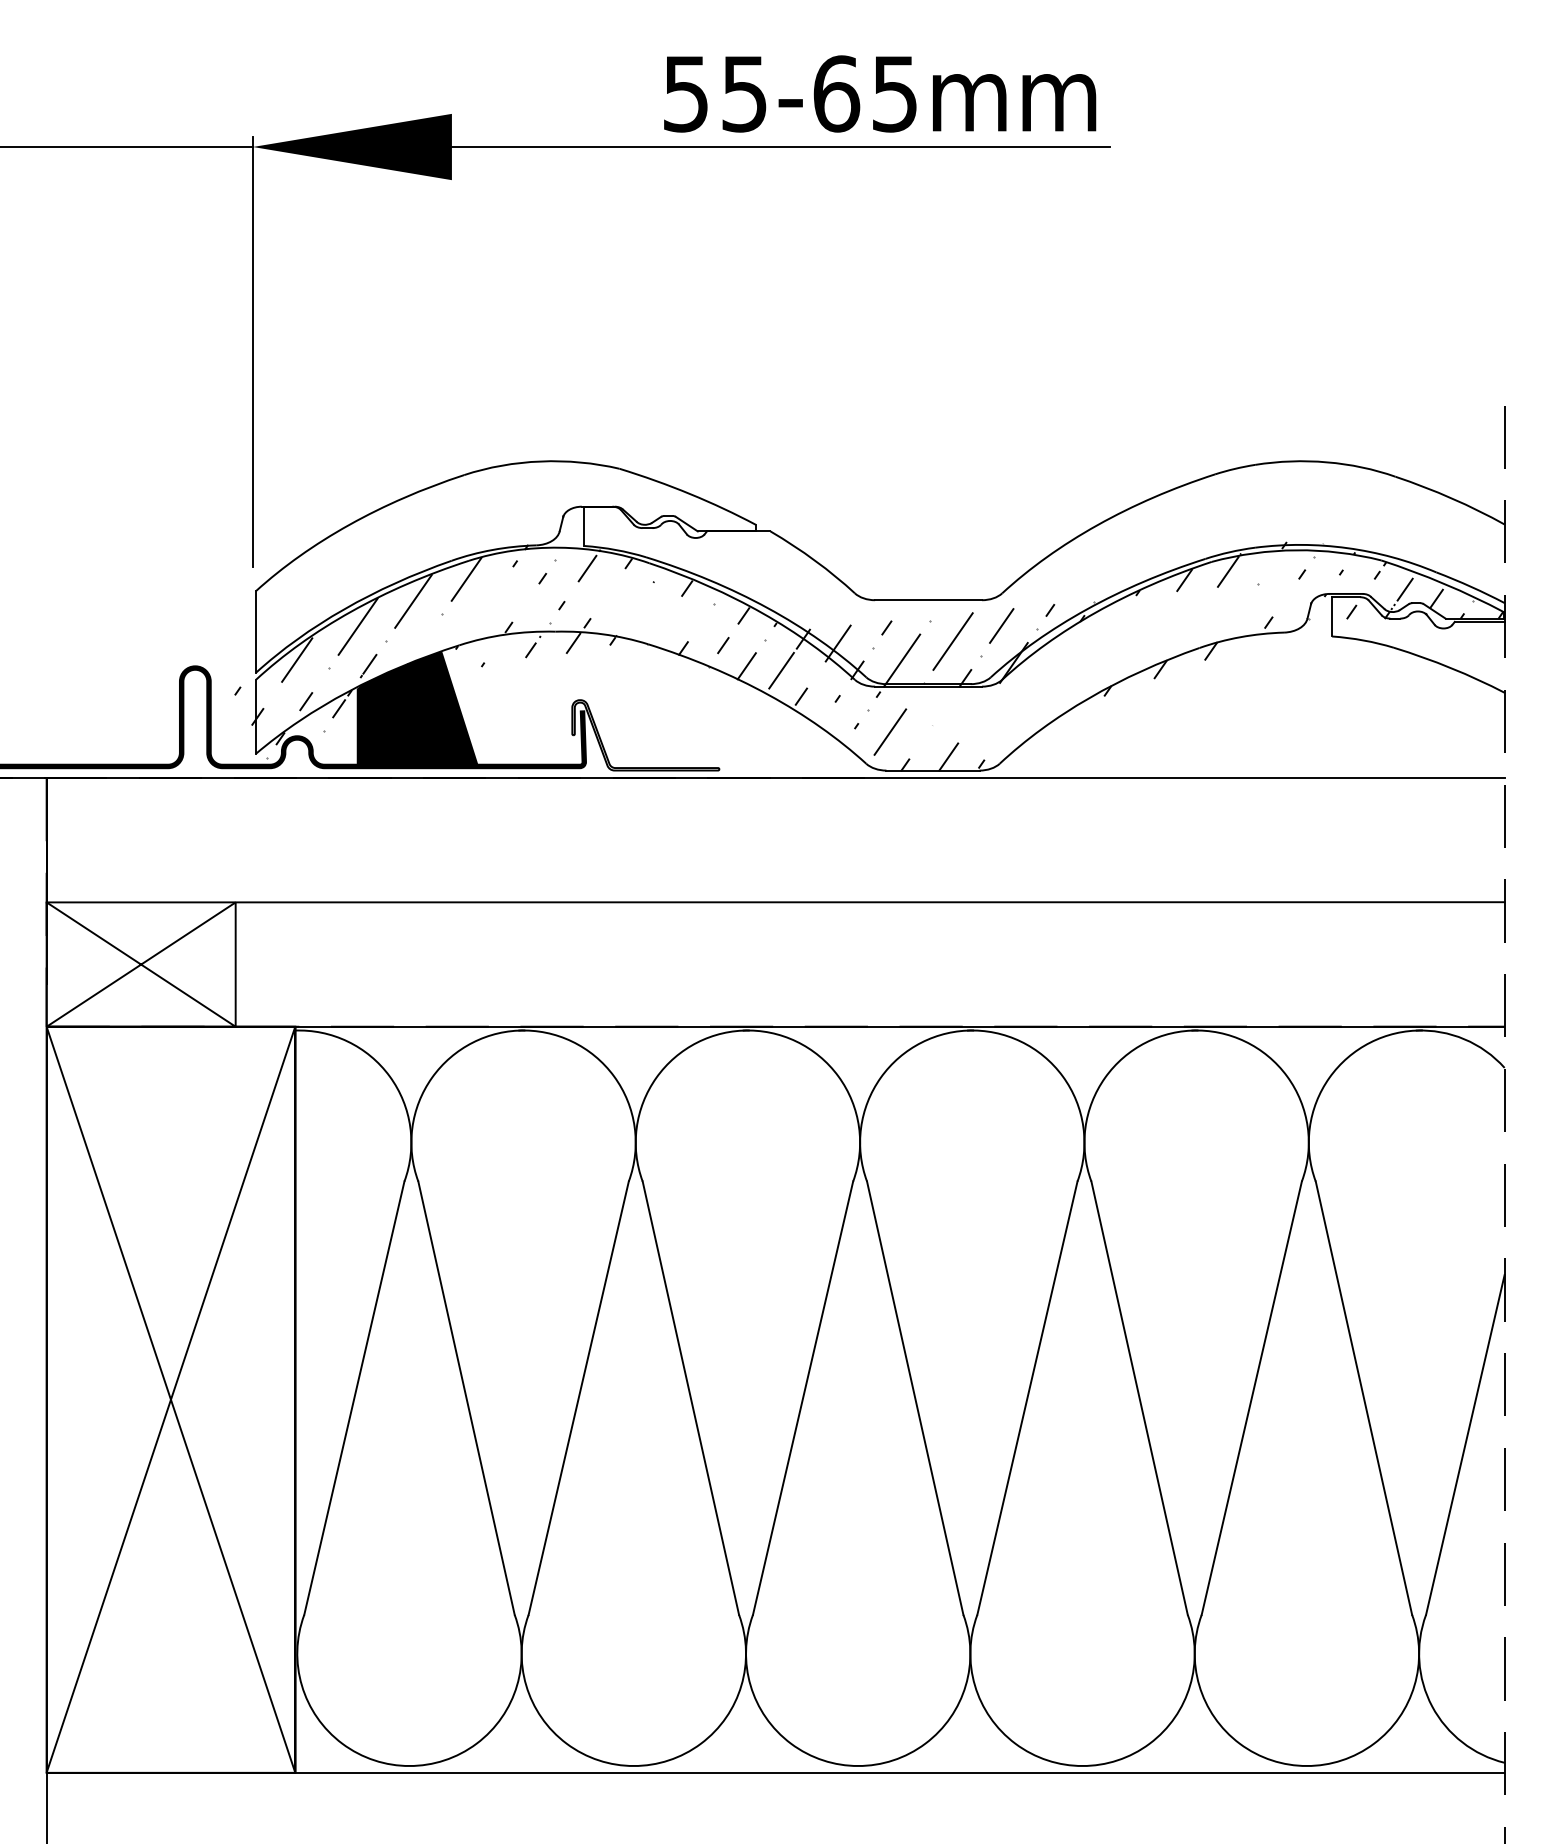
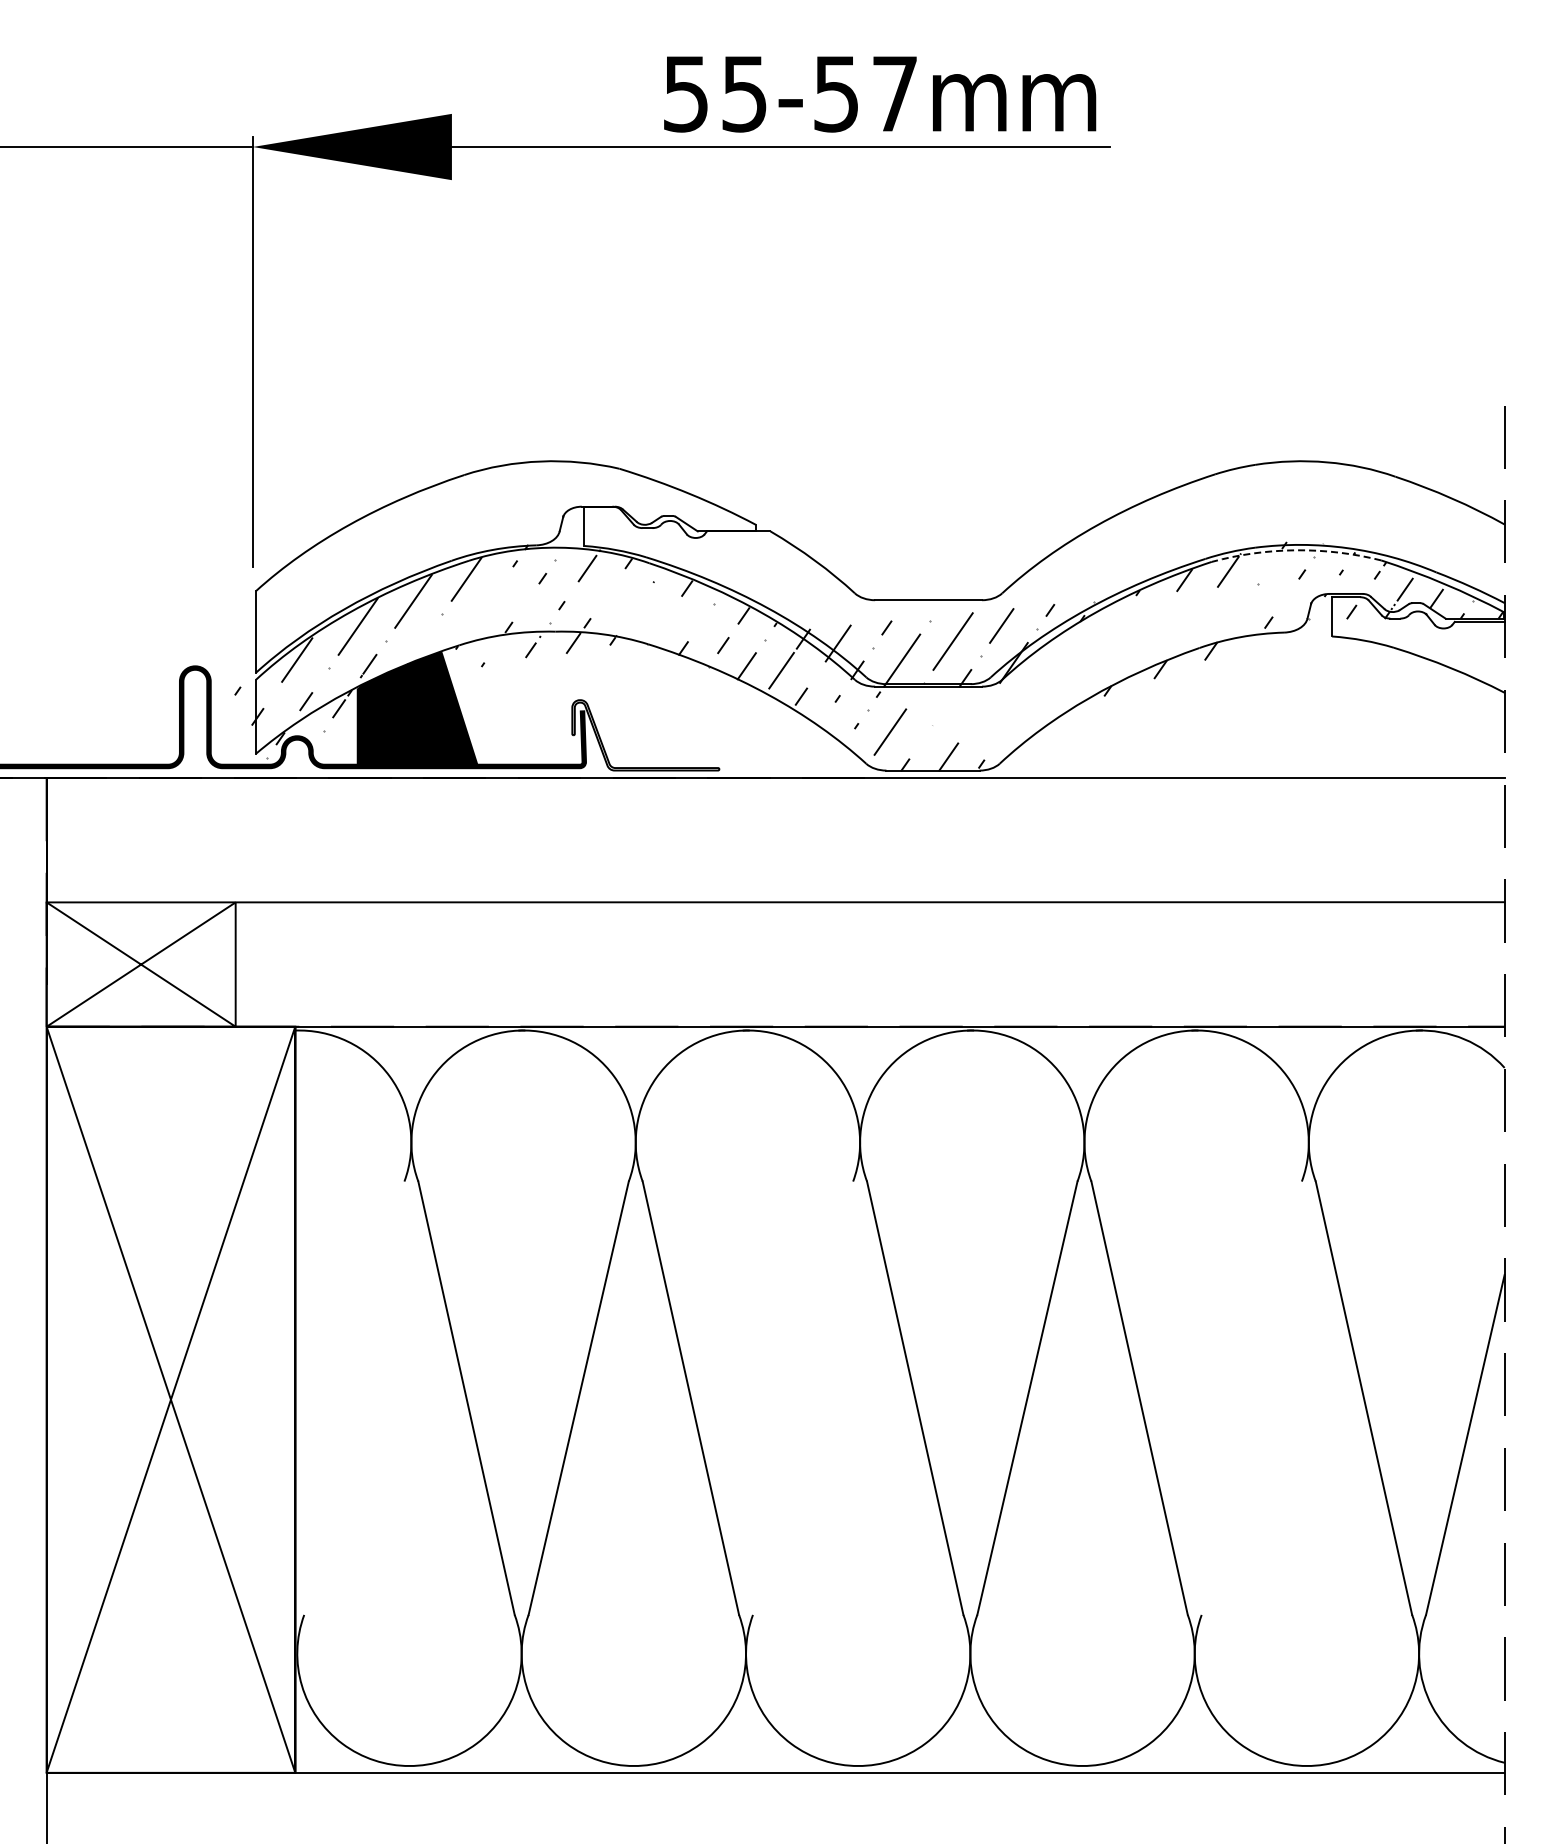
text: 55-65mm -> 55-57mm (864, 93)
arc: solid -> dashed (1296, 550)
line: present -> none (354, 1397)
line: present -> none (802, 1397)
line: present -> none (1251, 1397)
